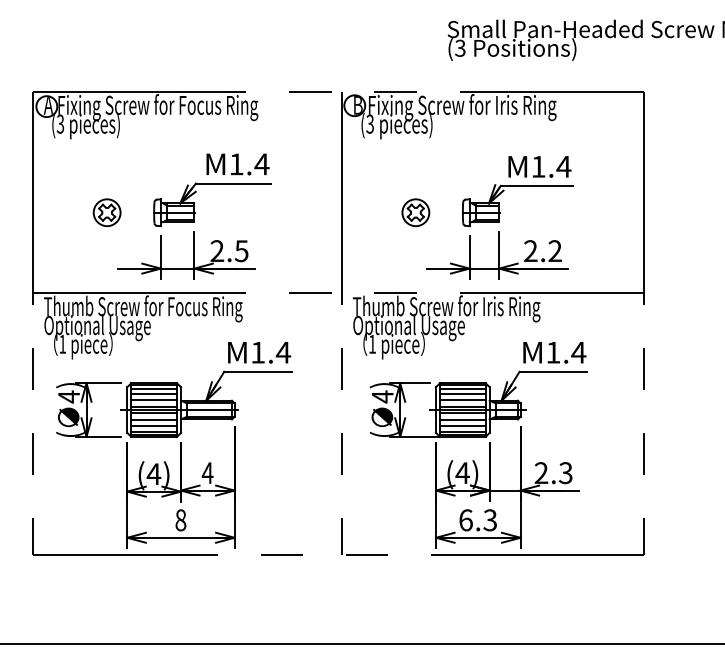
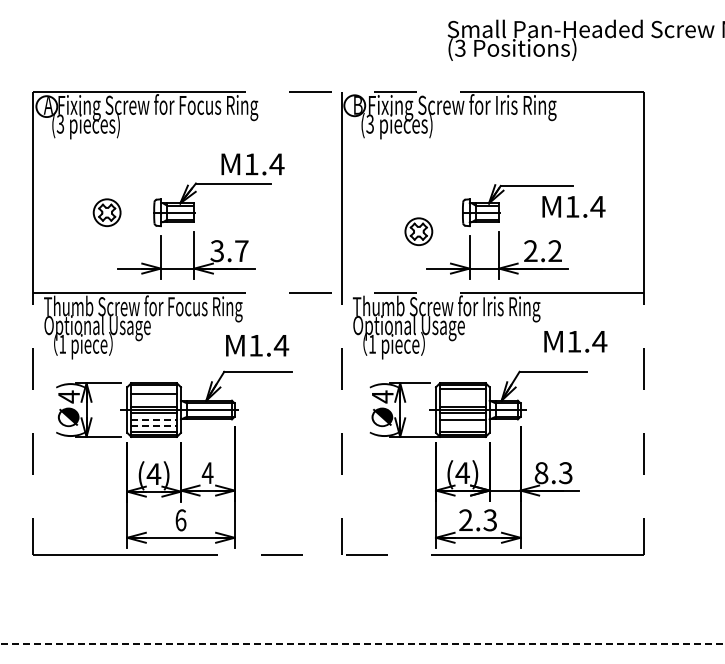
text position: (237, 164) -> (252, 164) (252, 164)
text position: (539, 166) -> (573, 206) (573, 206)
part position: (415, 212) -> (418, 231) (418, 231)
text: 2.5 -> 3.7 (229, 251)
text position: (259, 352) -> (257, 345) (257, 345)
text position: (554, 352) -> (575, 341) (575, 341)
line: present -> none (153, 388)
line: present -> none (462, 393)
line: present -> none (153, 399)
line: present -> none (462, 399)
line: solid -> dashed (154, 420)
line: solid -> dashed (154, 426)
line: present -> none (462, 426)
text: 2.3 -> 8.3 (541, 473)
text: 8 -> 6 (180, 520)
text: 6.3 -> 2.3 (465, 520)
line: solid -> dashed (362, 644)
